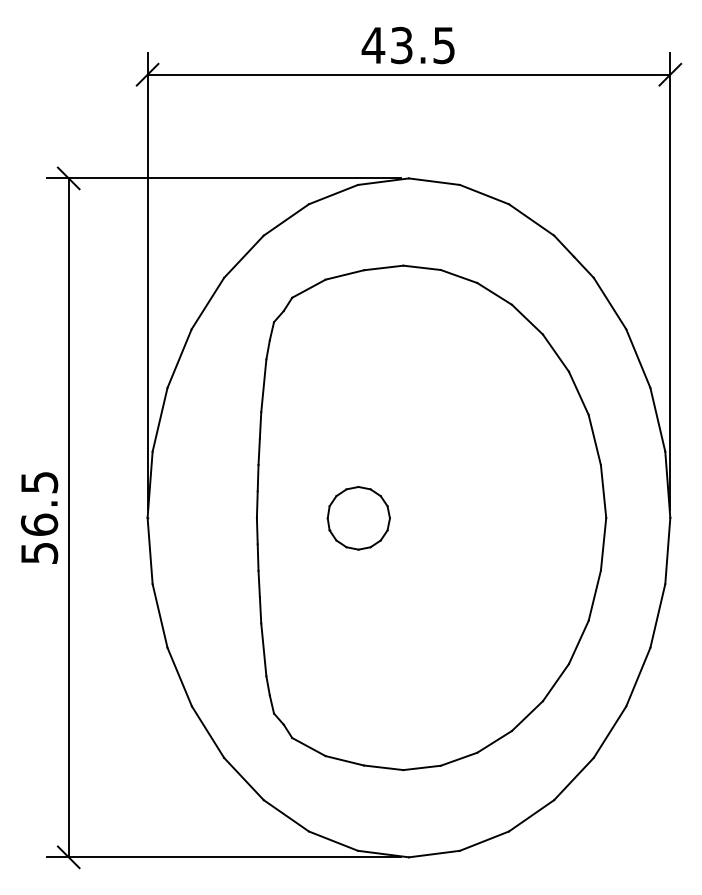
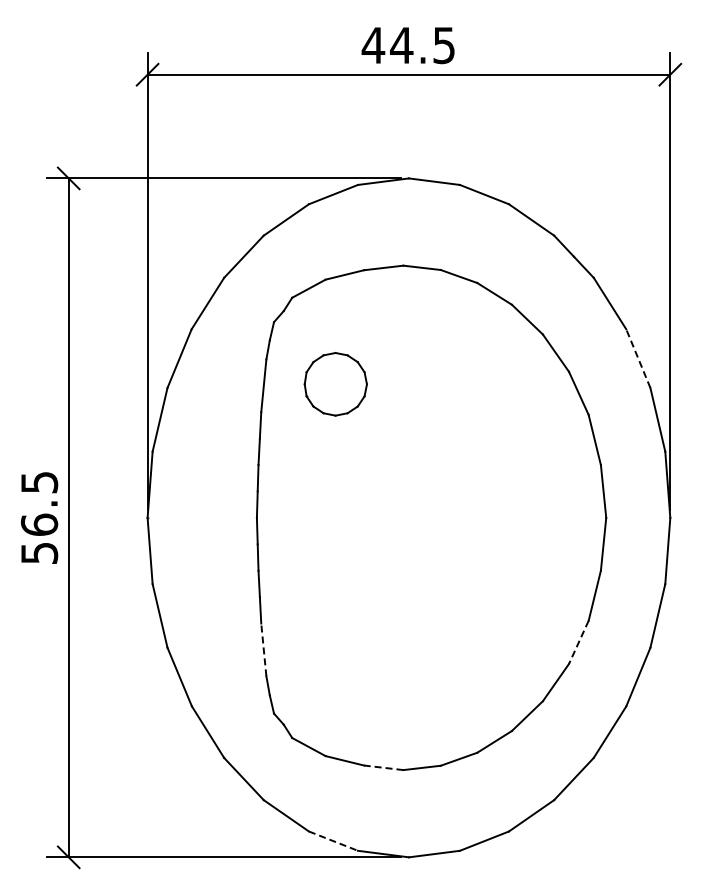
text: 43.5 -> 44.5 (401, 45)
line: solid -> dashed (638, 358)
part position: (358, 518) -> (335, 384) (335, 384)
line: solid -> dashed (578, 642)
line: solid -> dashed (263, 649)
line: solid -> dashed (383, 767)
line: solid -> dashed (333, 841)
